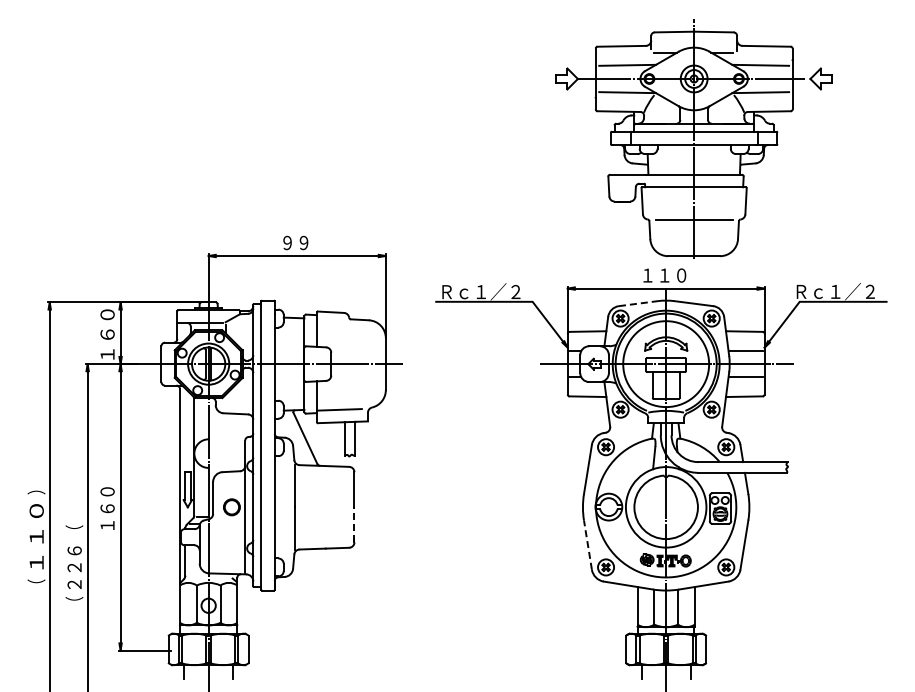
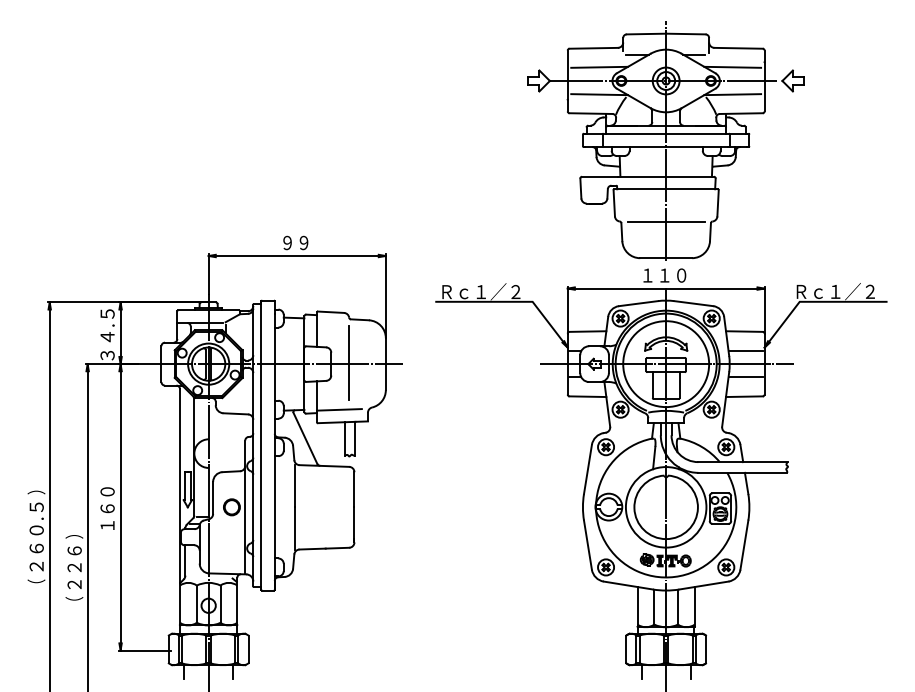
part position: (693, 138) -> (665, 140) (665, 140)
line: dashed -> solid (638, 303)
text: １６０ -> ３４.５ (107, 334)
line: none -> present (349, 362)
line: dashed -> solid (354, 524)
text: （ -> ） (74, 531)
text: １１０ -> ２６０.５ (36, 536)
line: dashed -> solid (587, 545)
